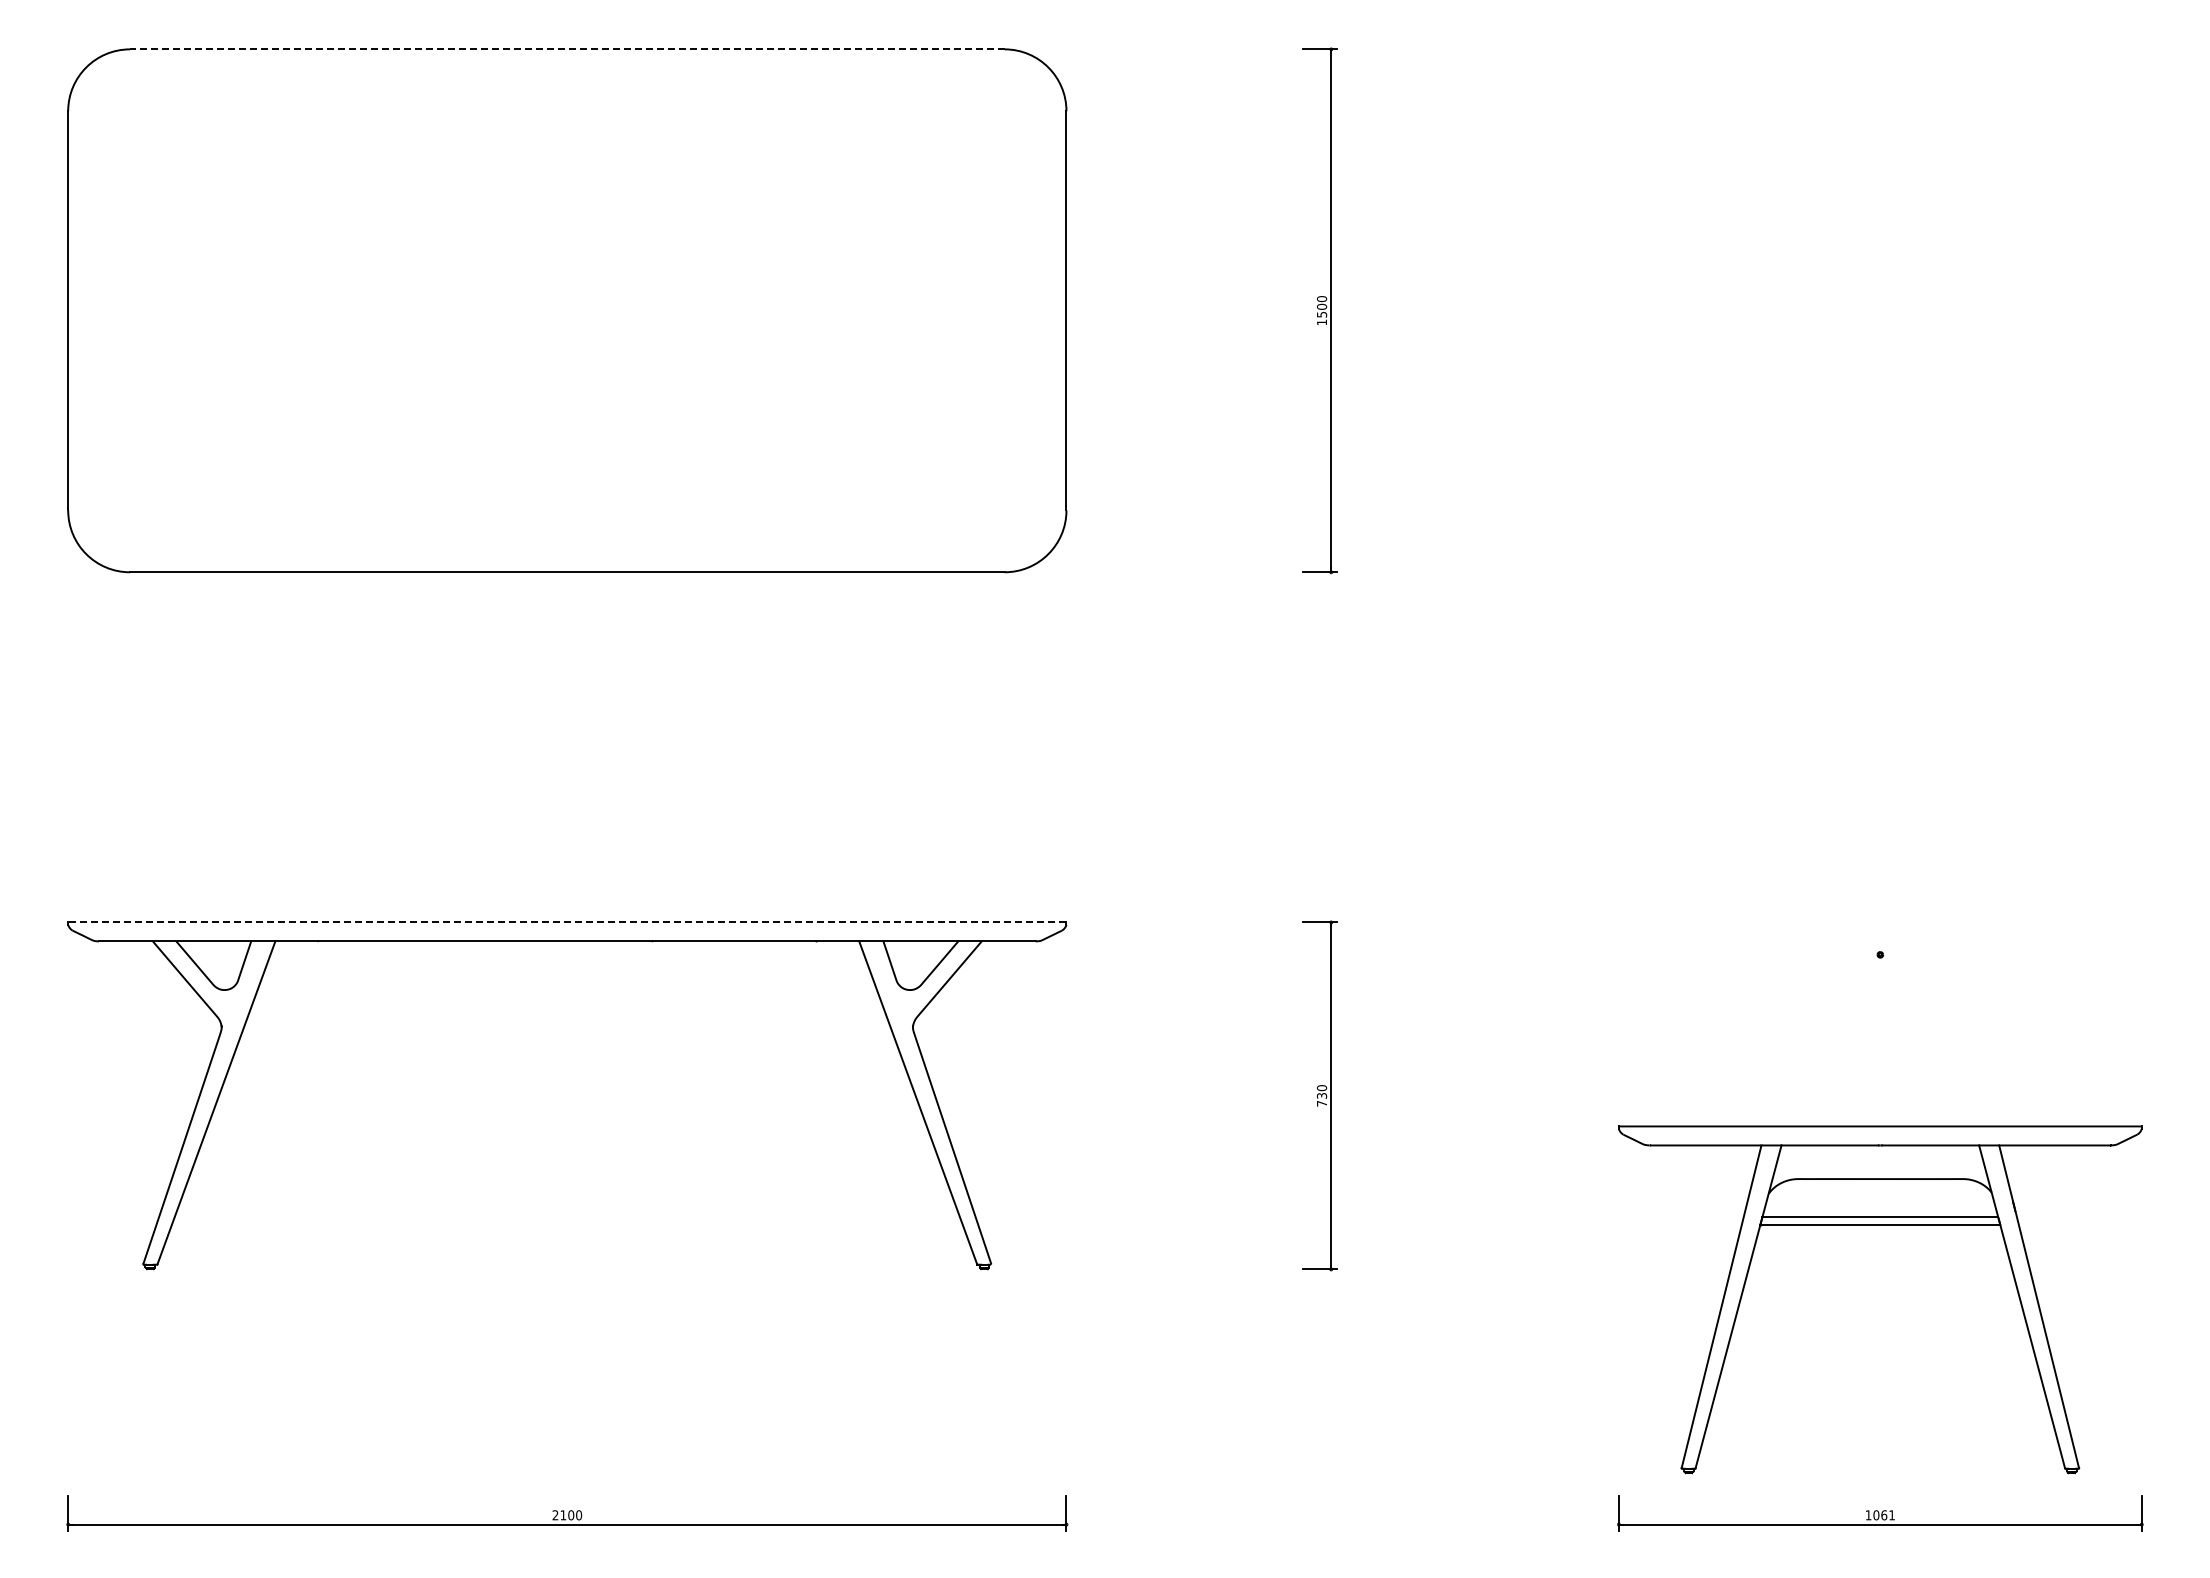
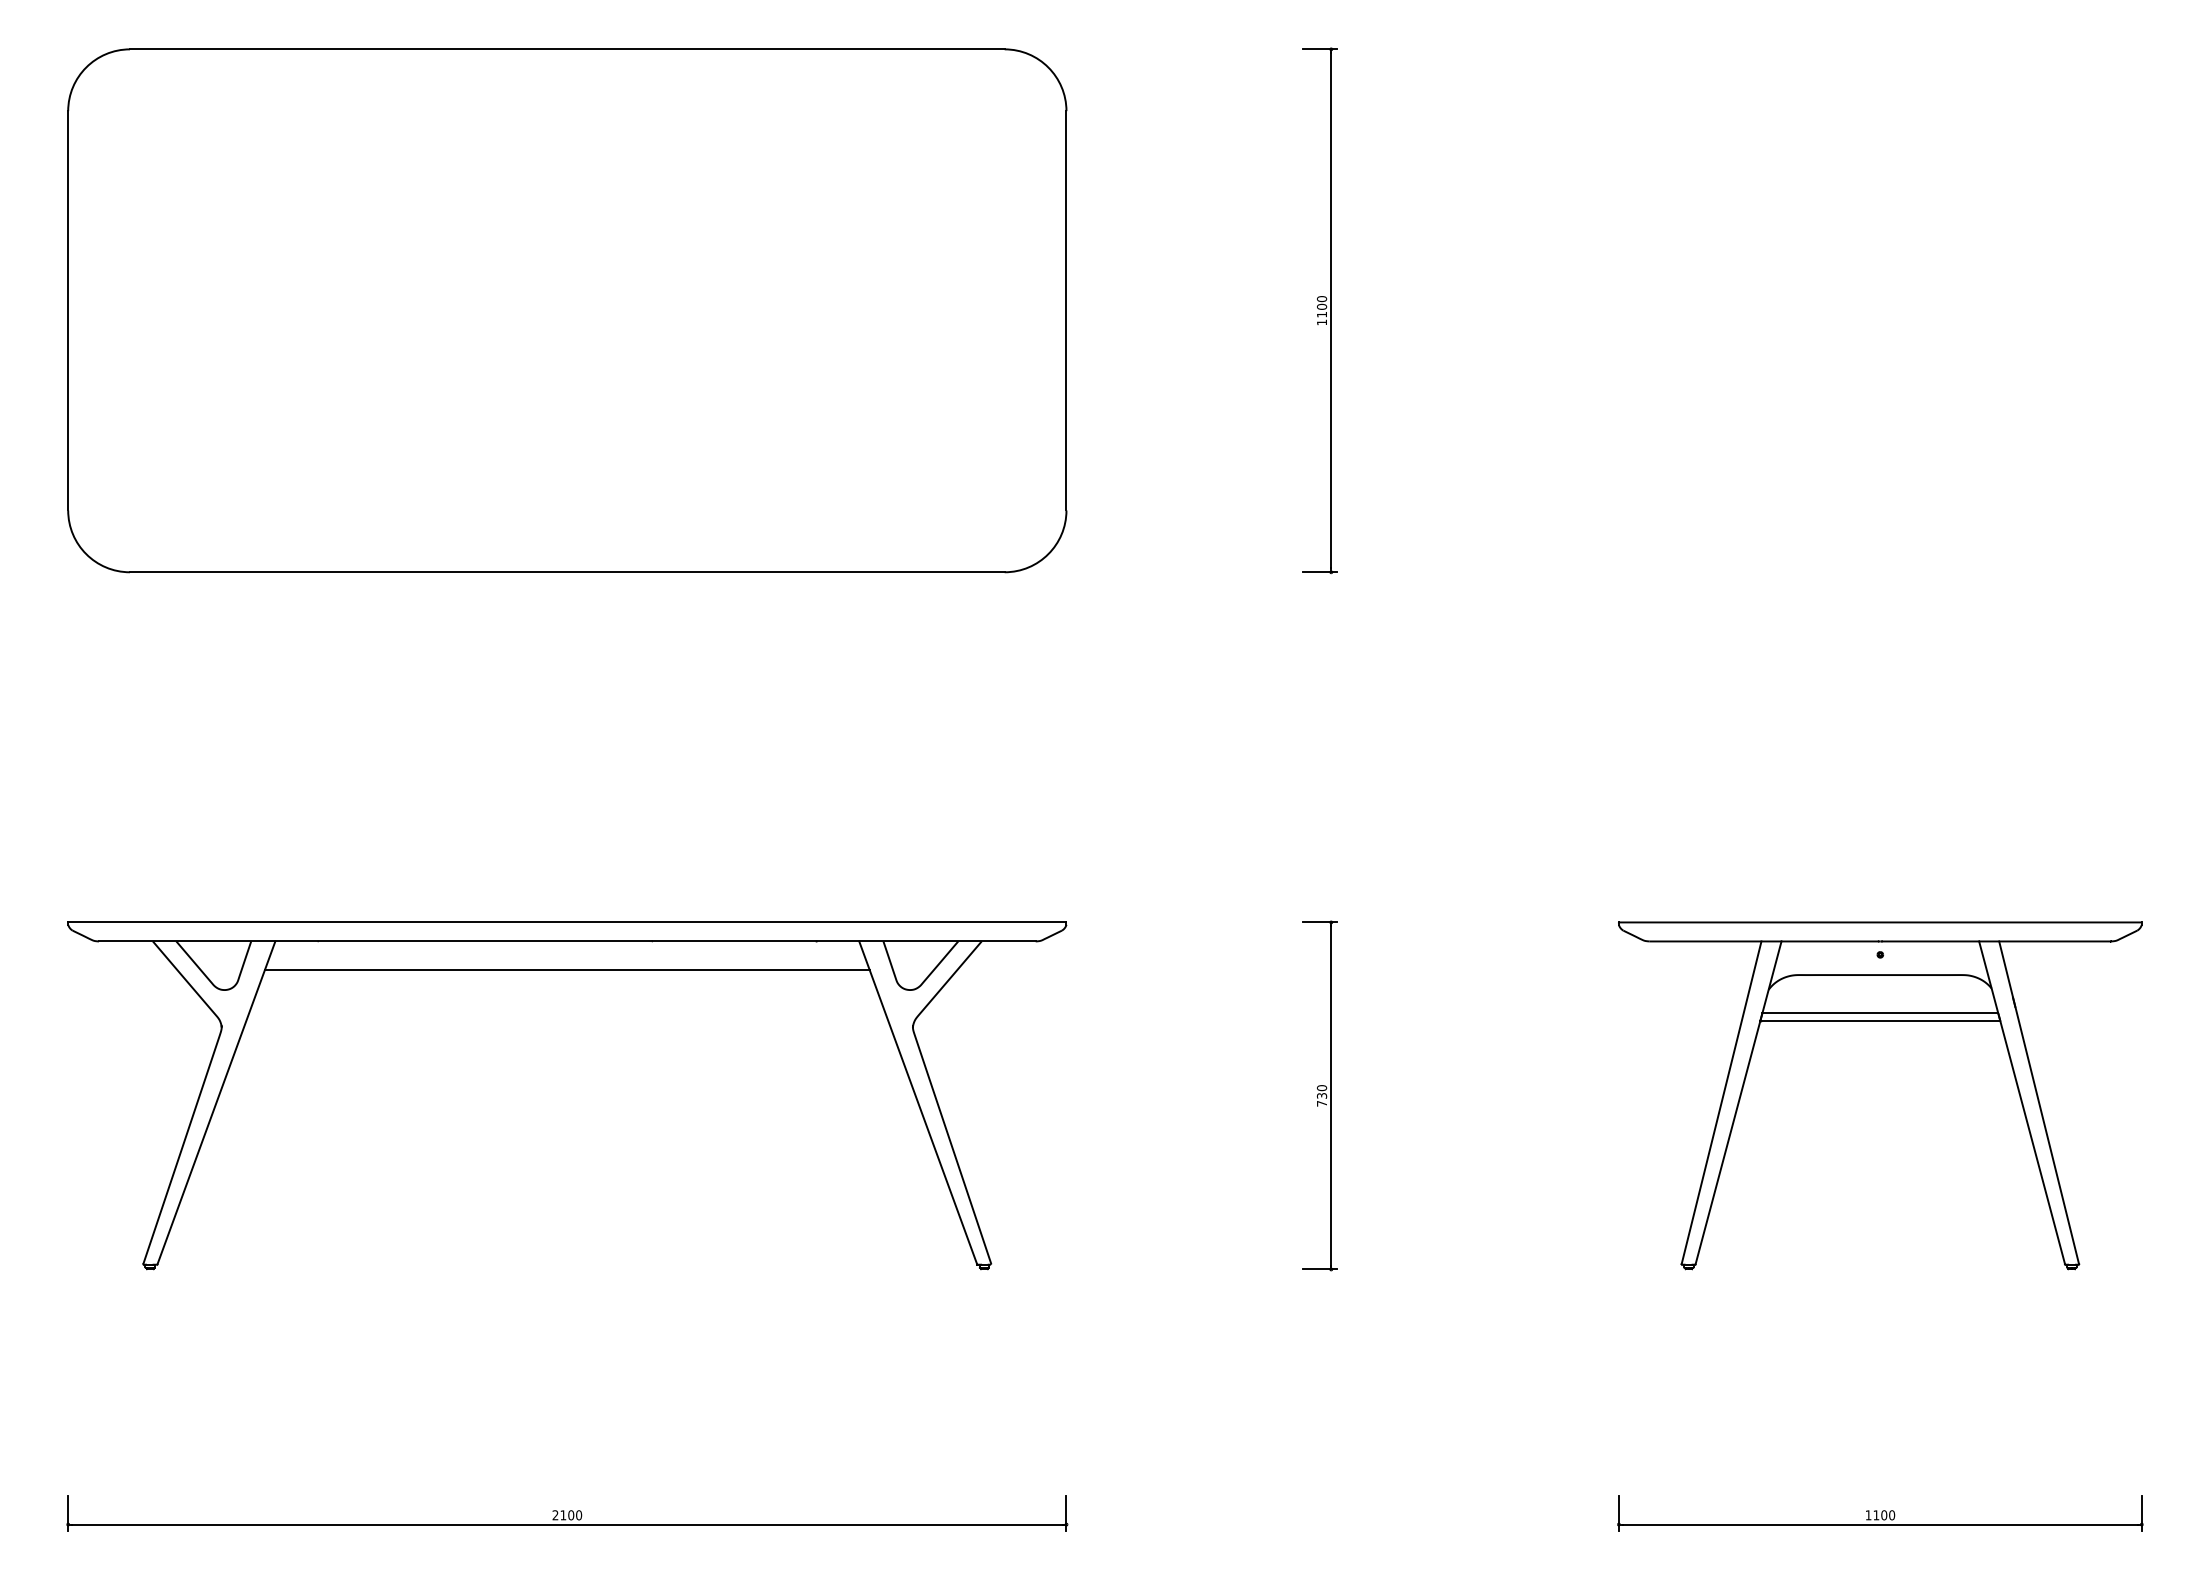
line: dashed -> solid (566, 49)
text: 1500 -> 1100 (1322, 314)
line: dashed -> solid (566, 922)
line: none -> present (566, 969)
part position: (1880, 1225) -> (1880, 1021) (1880, 1021)
text: 1061 -> 1100 (1884, 1515)
